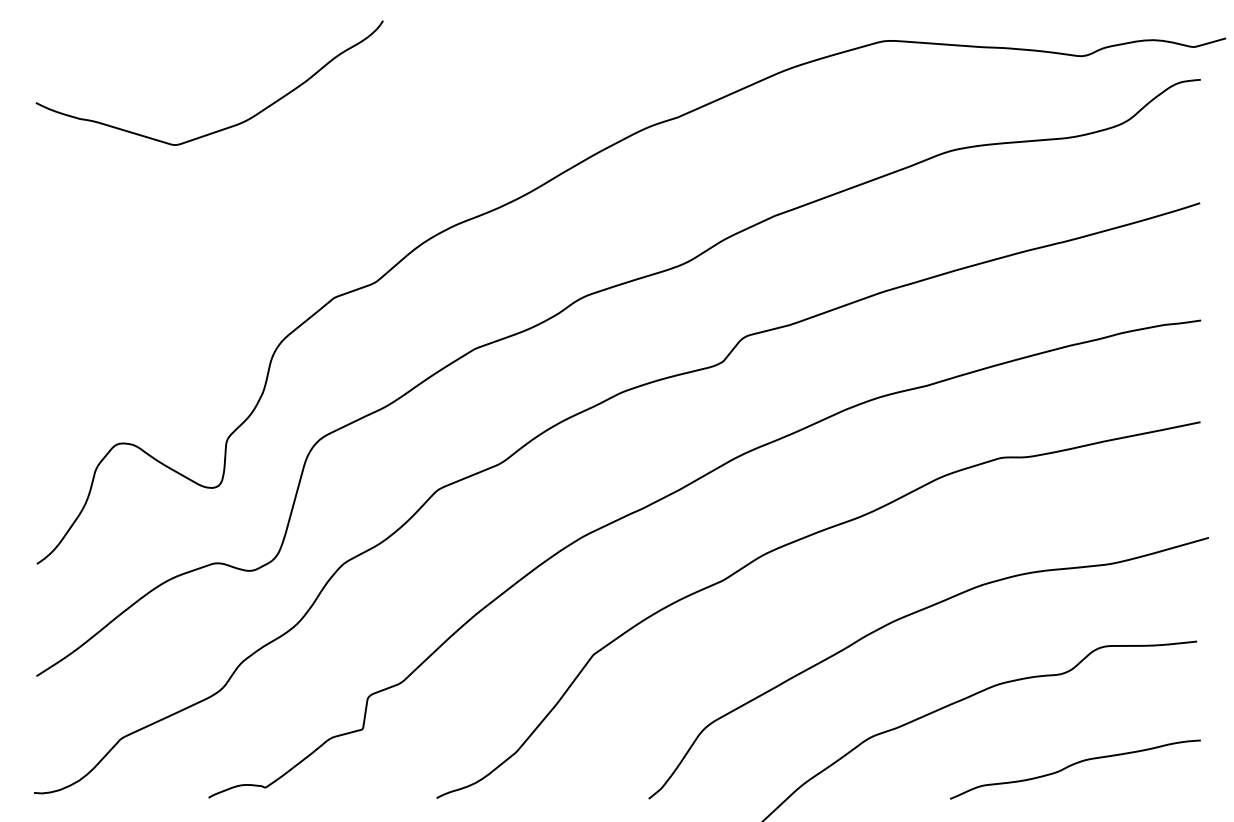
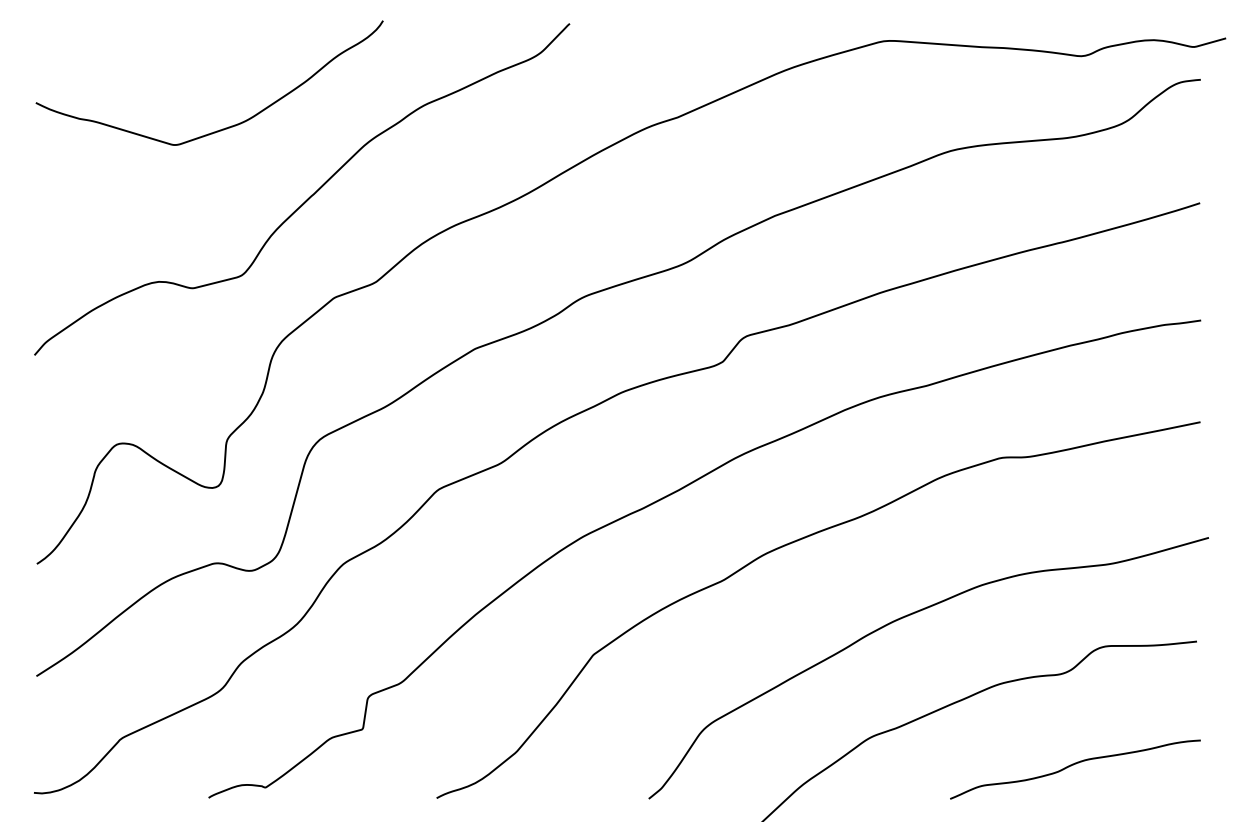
curve: none -> present (309, 196)
